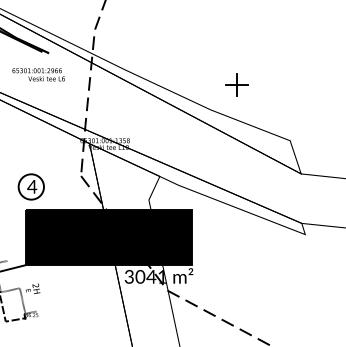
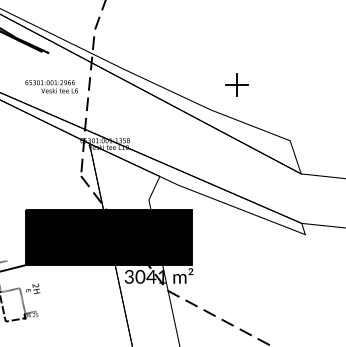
text position: (38, 74) -> (51, 86) (51, 86)
part: present -> none (30, 186)
